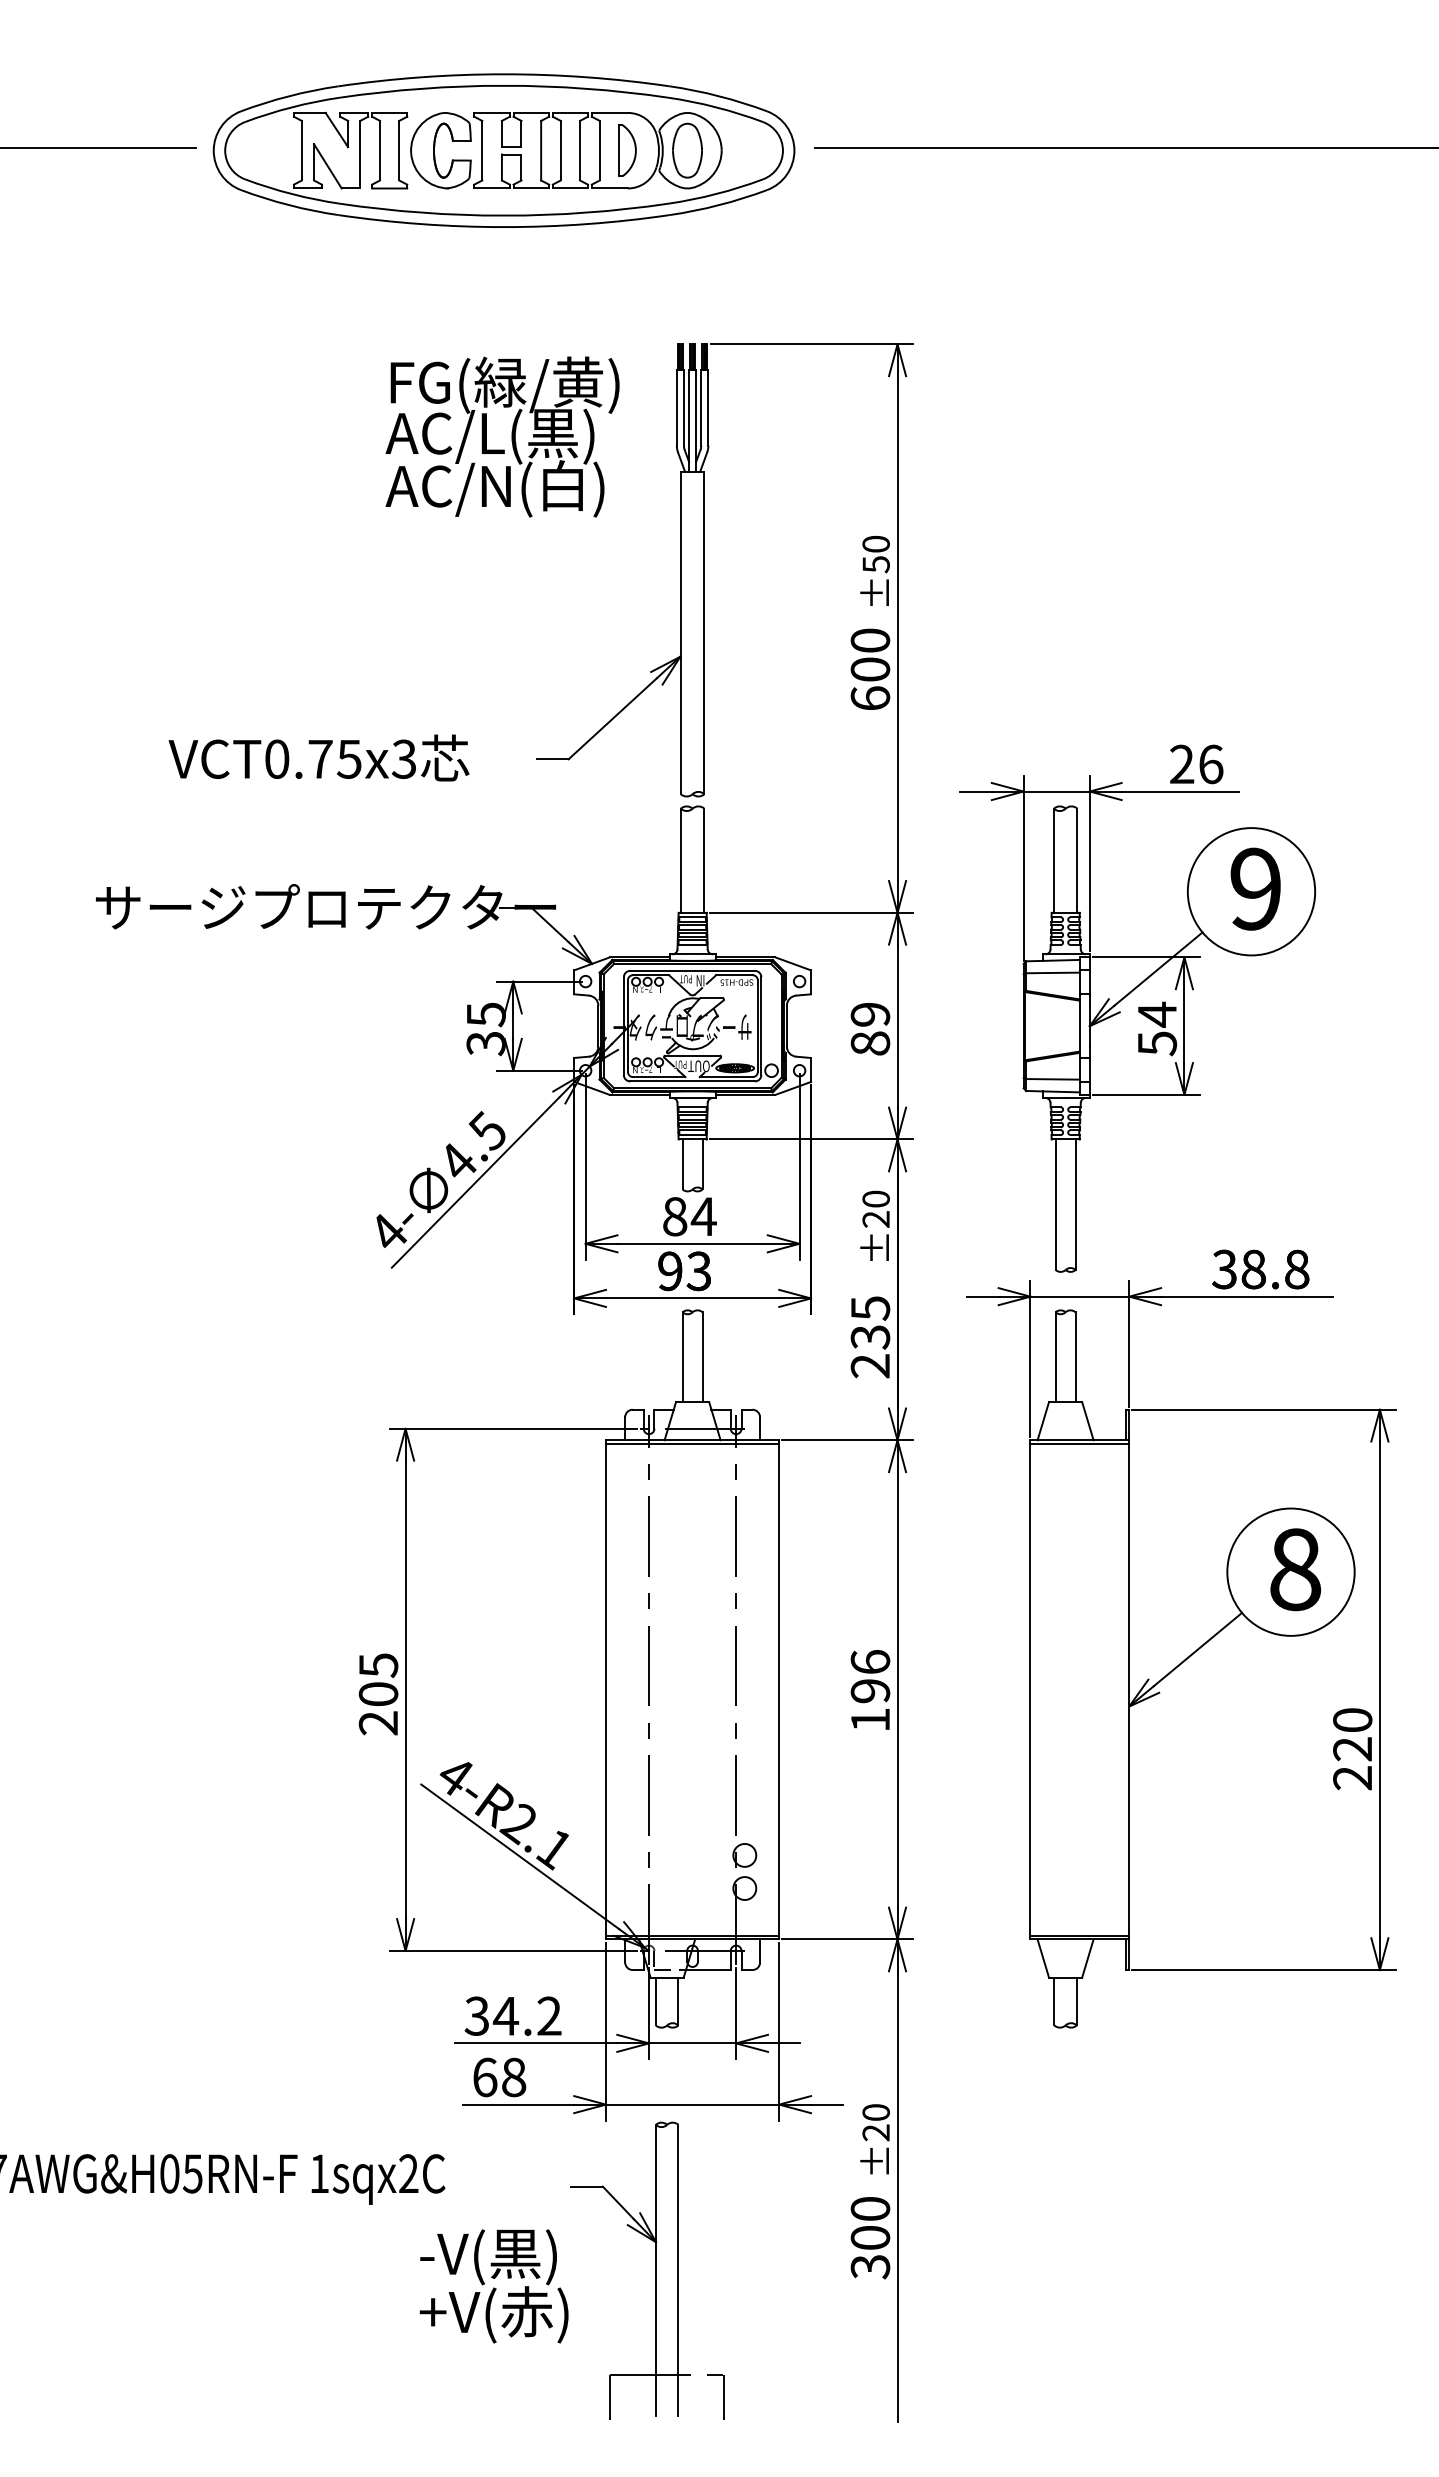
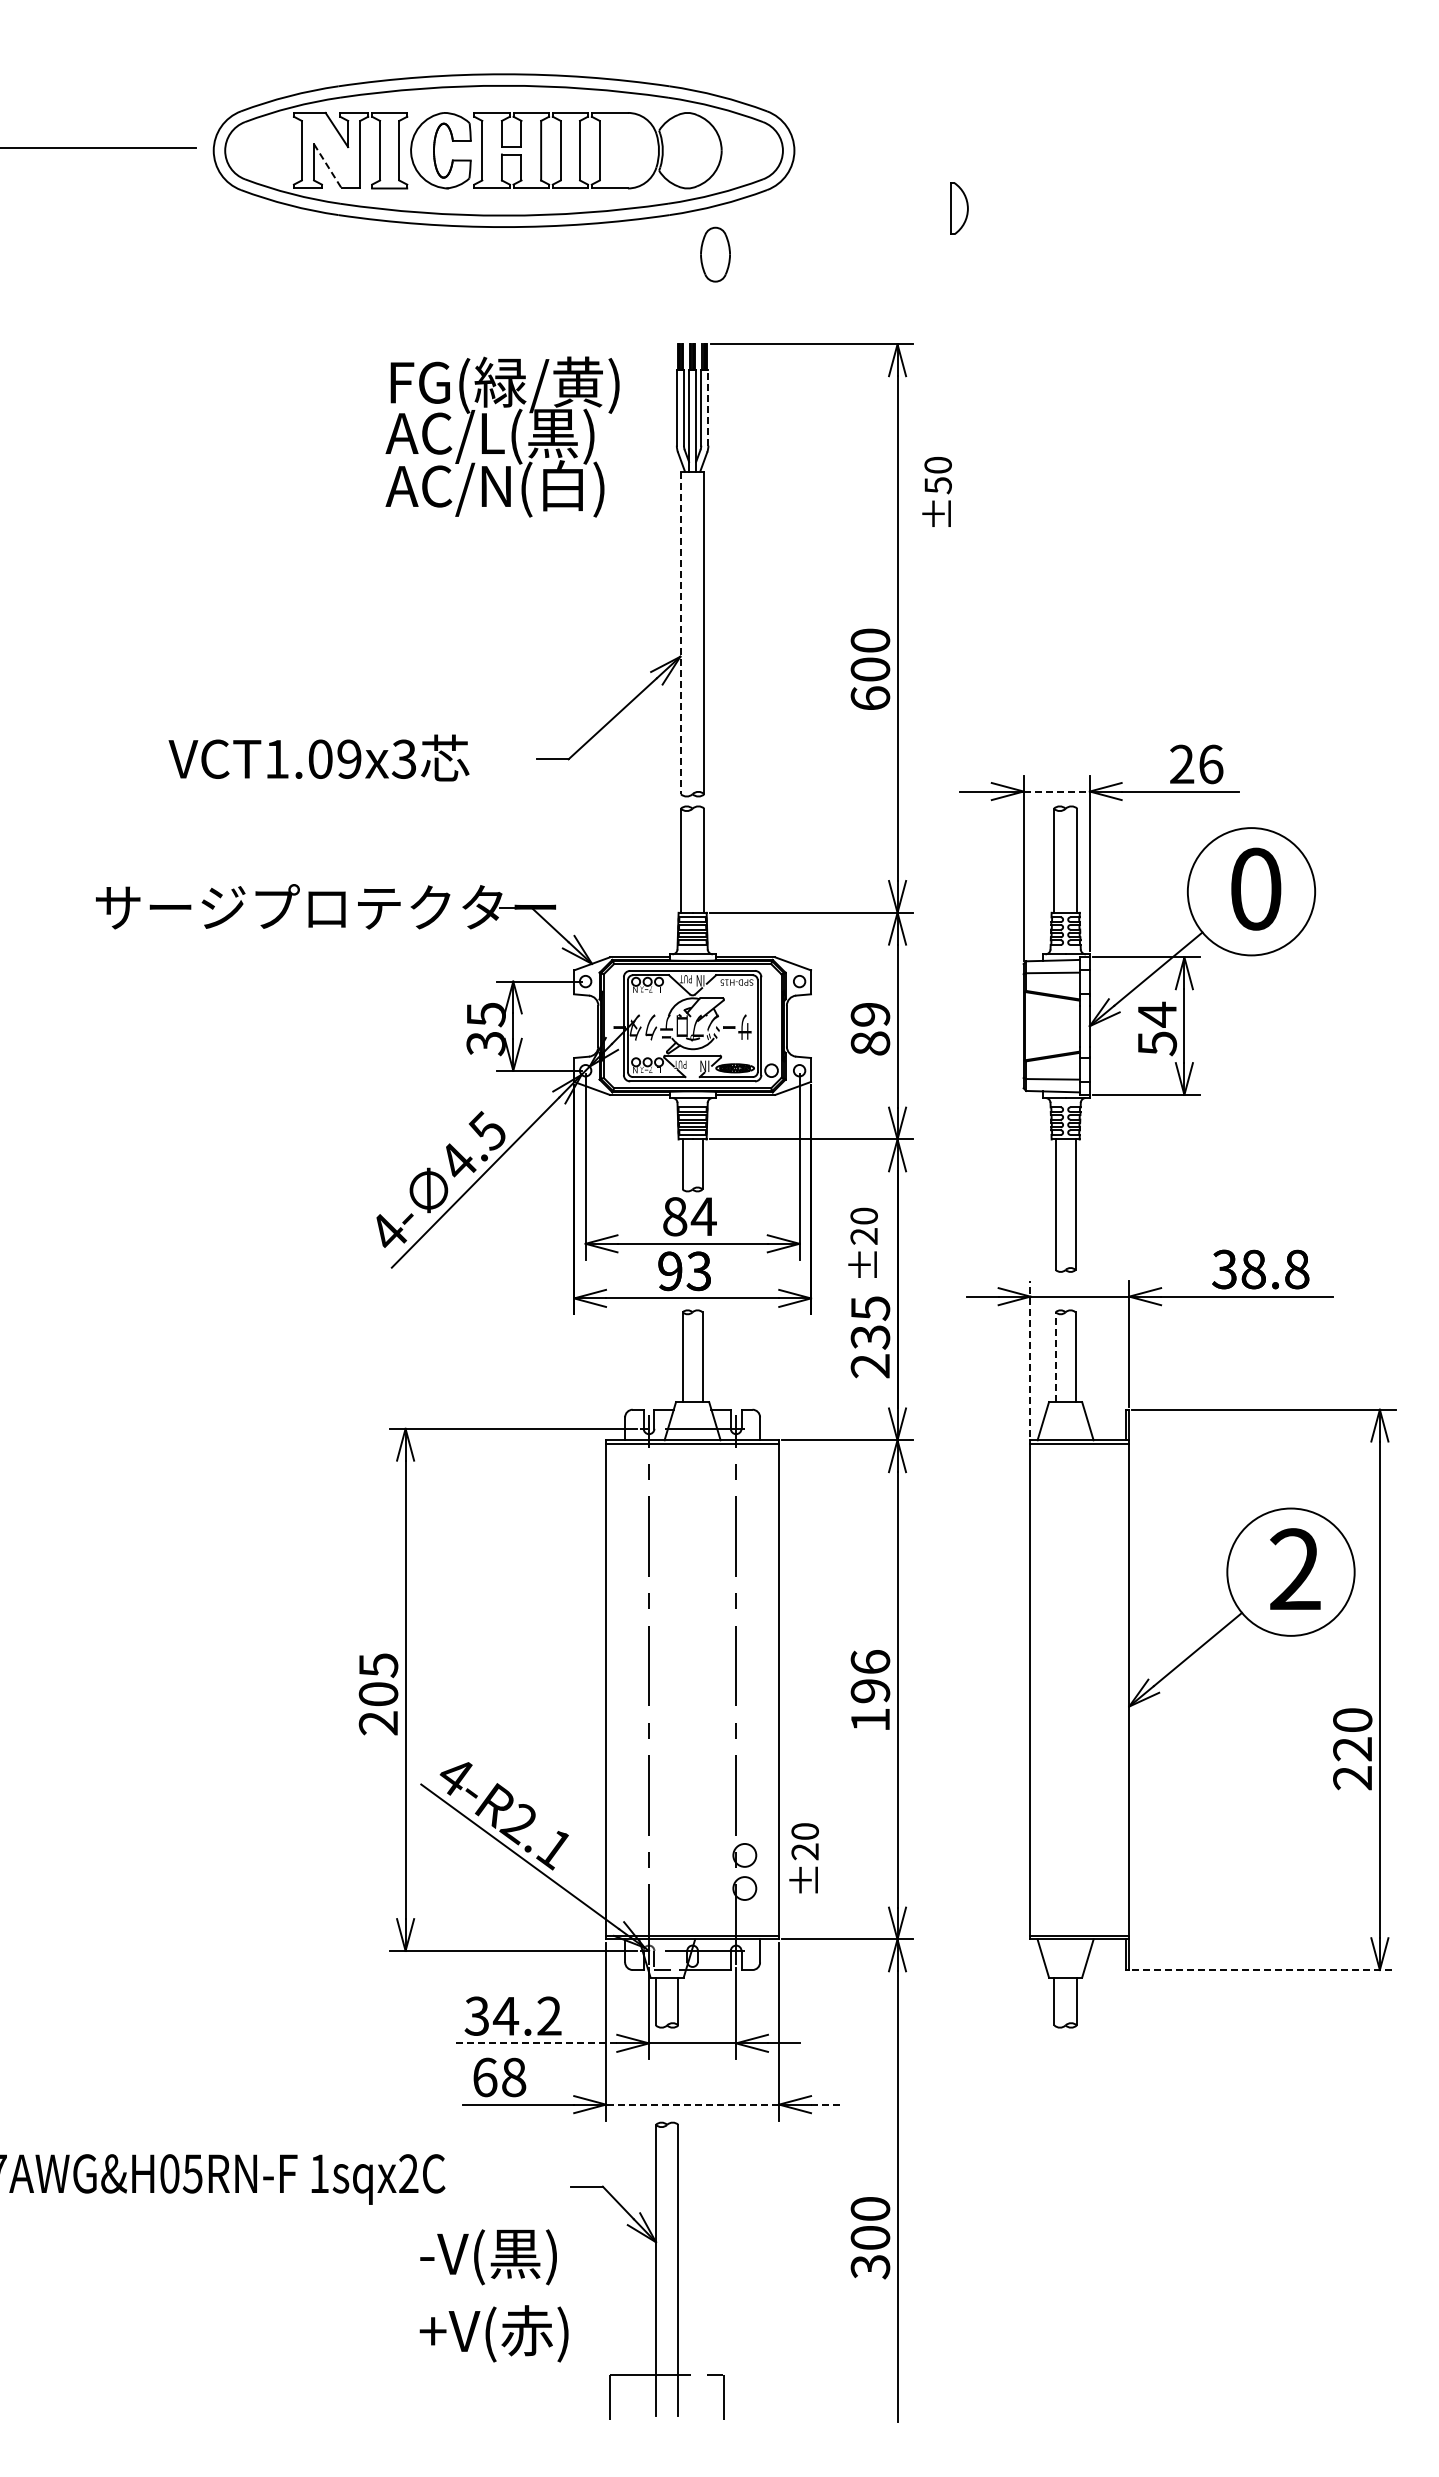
line: present -> none (1124, 147)
part position: (627, 150) -> (959, 208) (959, 208)
part position: (687, 150) -> (715, 254) (715, 254)
line: solid -> dashed (328, 166)
line: solid -> dashed (708, 407)
text position: (874, 570) -> (936, 491) (936, 491)
line: solid -> dashed (680, 633)
text: VCT0.75x3 -> VCT1.09x3 (313, 758)
line: solid -> dashed (1057, 791)
text: 9 -> 0 (1255, 888)
text: OUT -> IN (698, 1066)
text position: (874, 1225) -> (862, 1242) (862, 1242)
line: solid -> dashed (1055, 1357)
line: solid -> dashed (1030, 1358)
text: 8 -> 2 (1295, 1569)
line: solid -> dashed (1264, 1970)
line: solid -> dashed (535, 2043)
line: solid -> dashed (692, 2104)
line: solid -> dashed (826, 2104)
text position: (874, 2139) -> (803, 1858) (803, 1858)
text position: (493, 2314) -> (493, 2333) (493, 2333)
